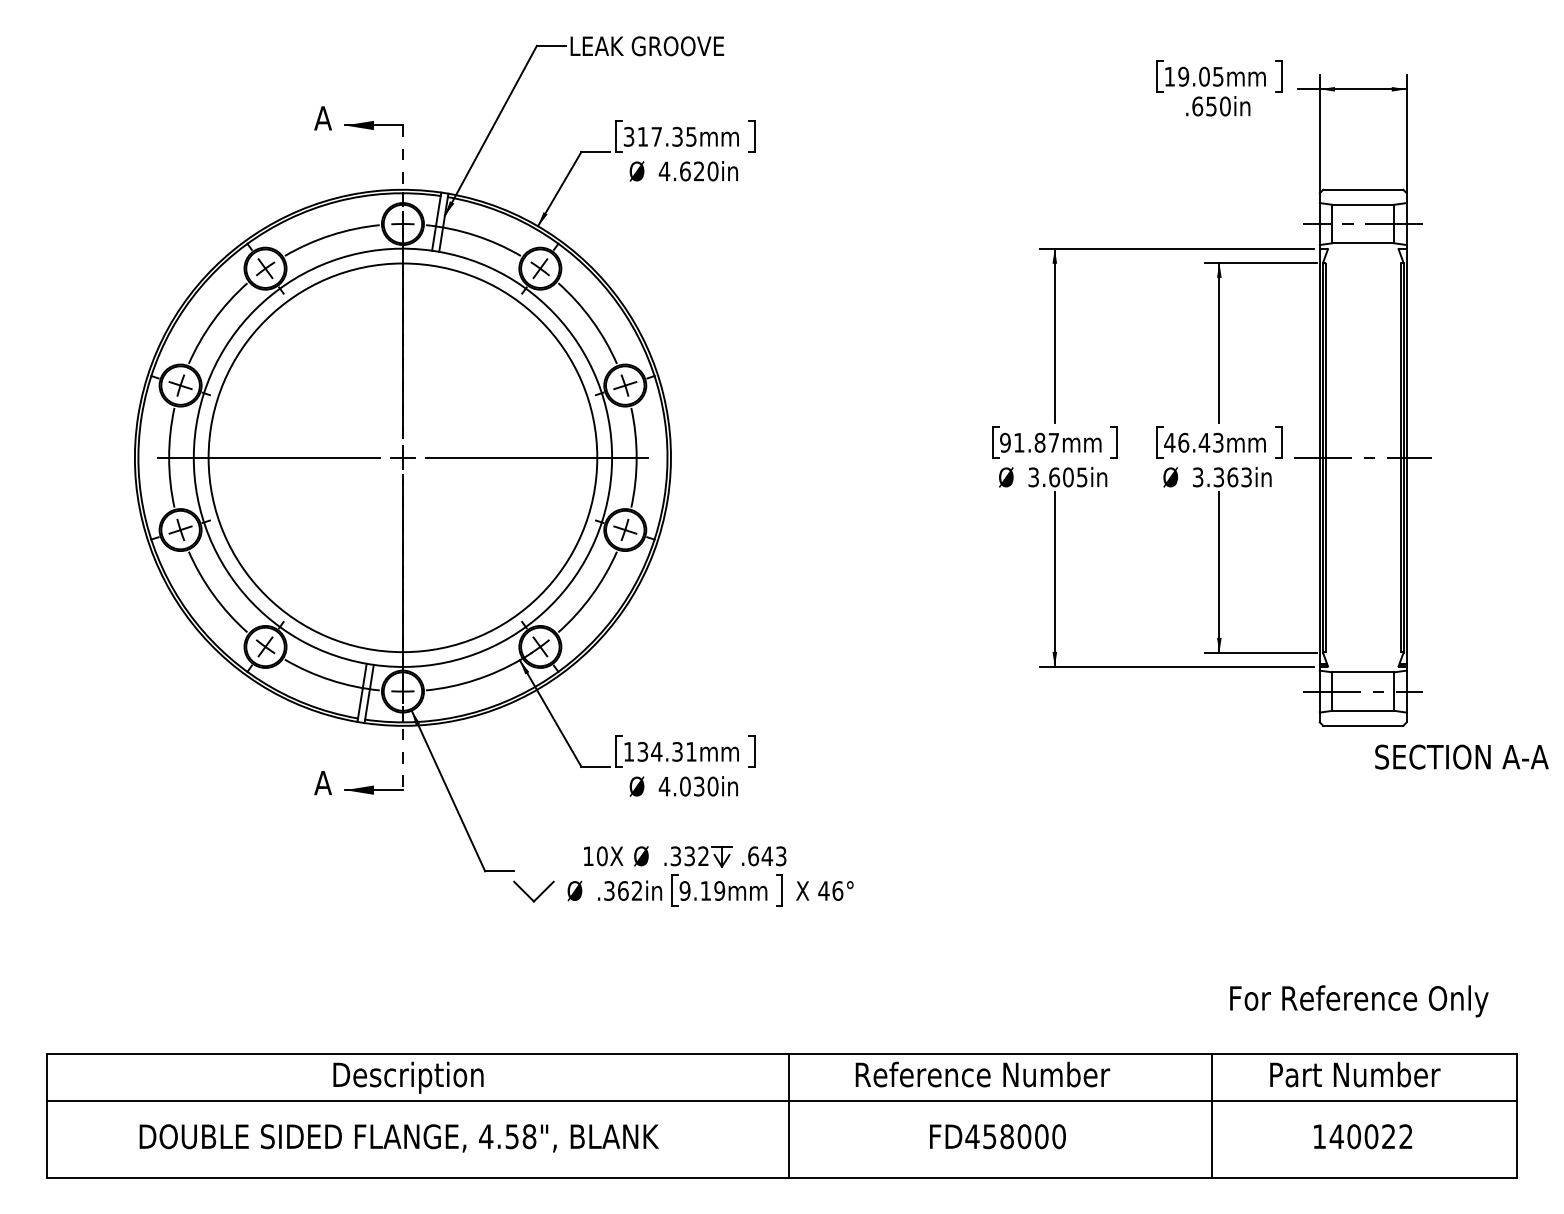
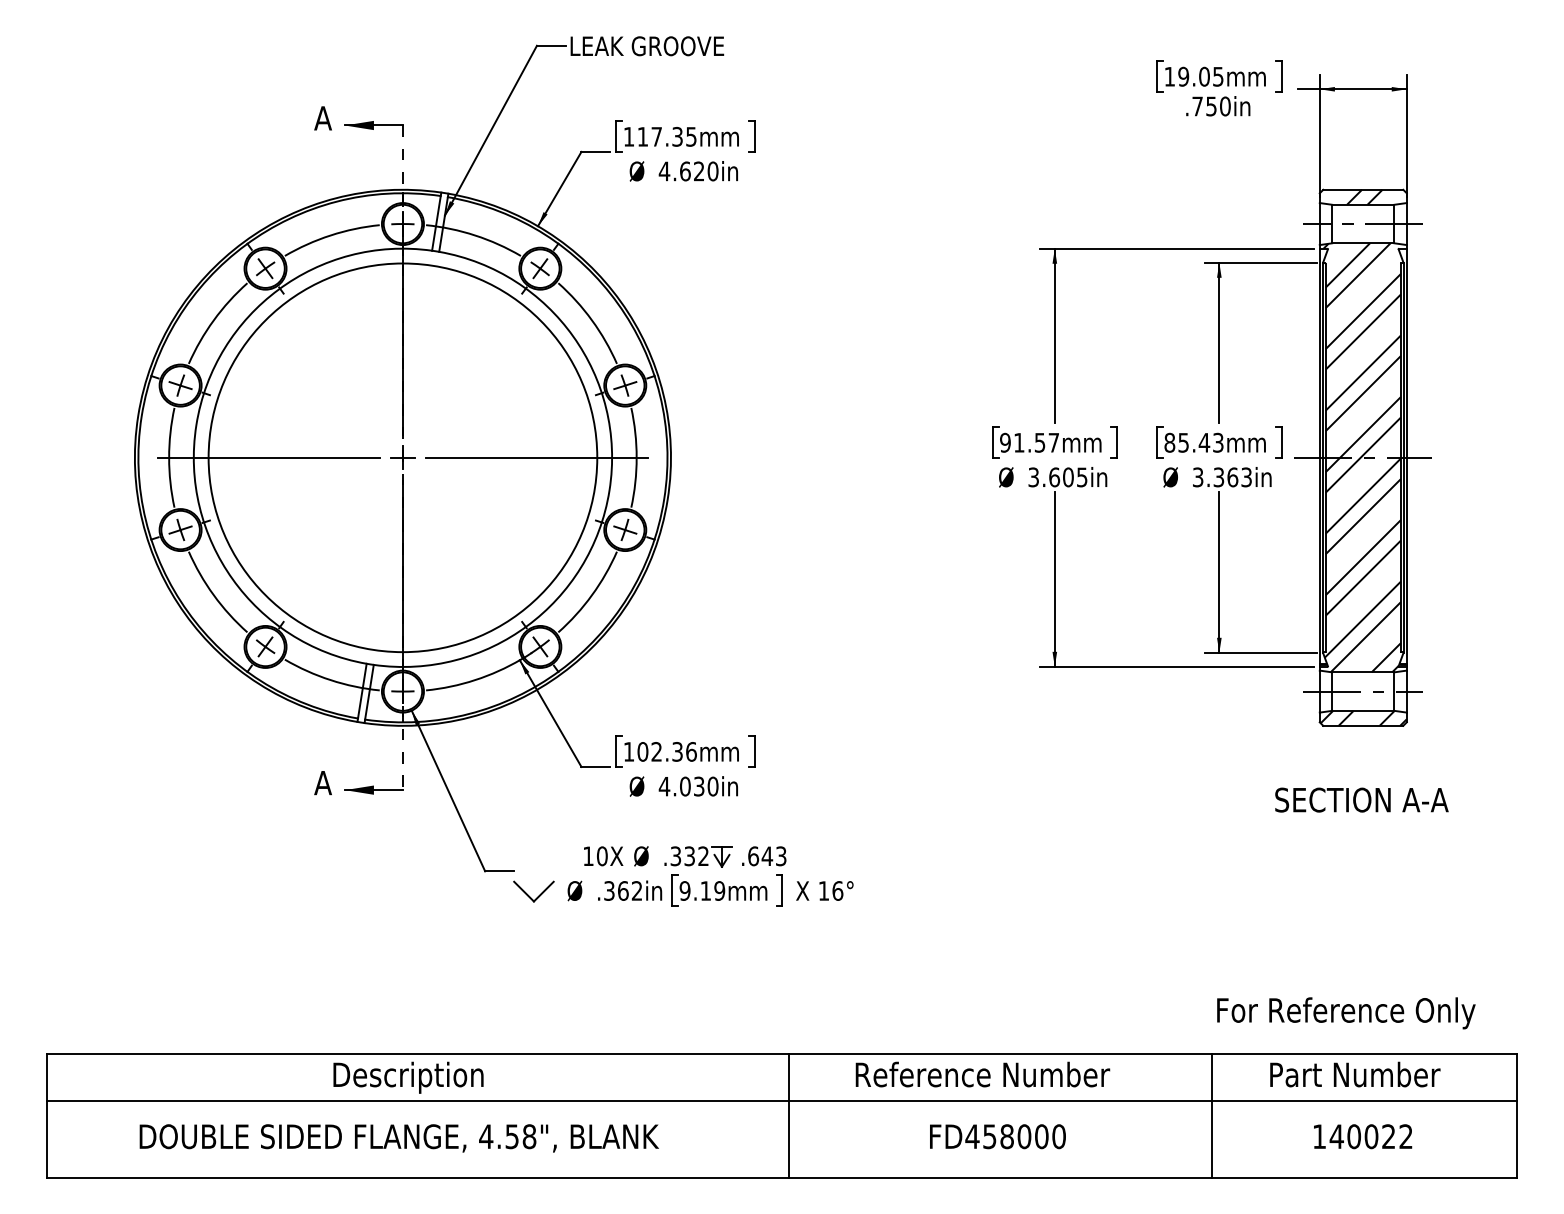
text: .650in -> .750in (1197, 106)
text: 317.35mm -> 117.35mm (628, 136)
hatch: none -> present (1364, 196)
text: 91.87mm -> 91.57mm (1039, 442)
text: 46.43mm -> 85.43mm (1176, 442)
hatch: none -> present (1361, 457)
hatch: none -> present (1363, 717)
text: 134.31mm -> 102.36mm (666, 751)
text position: (1461, 756) -> (1361, 799) (1361, 799)
text: 46° -> 16° (823, 890)
text position: (1359, 1001) -> (1346, 1013) (1346, 1013)
